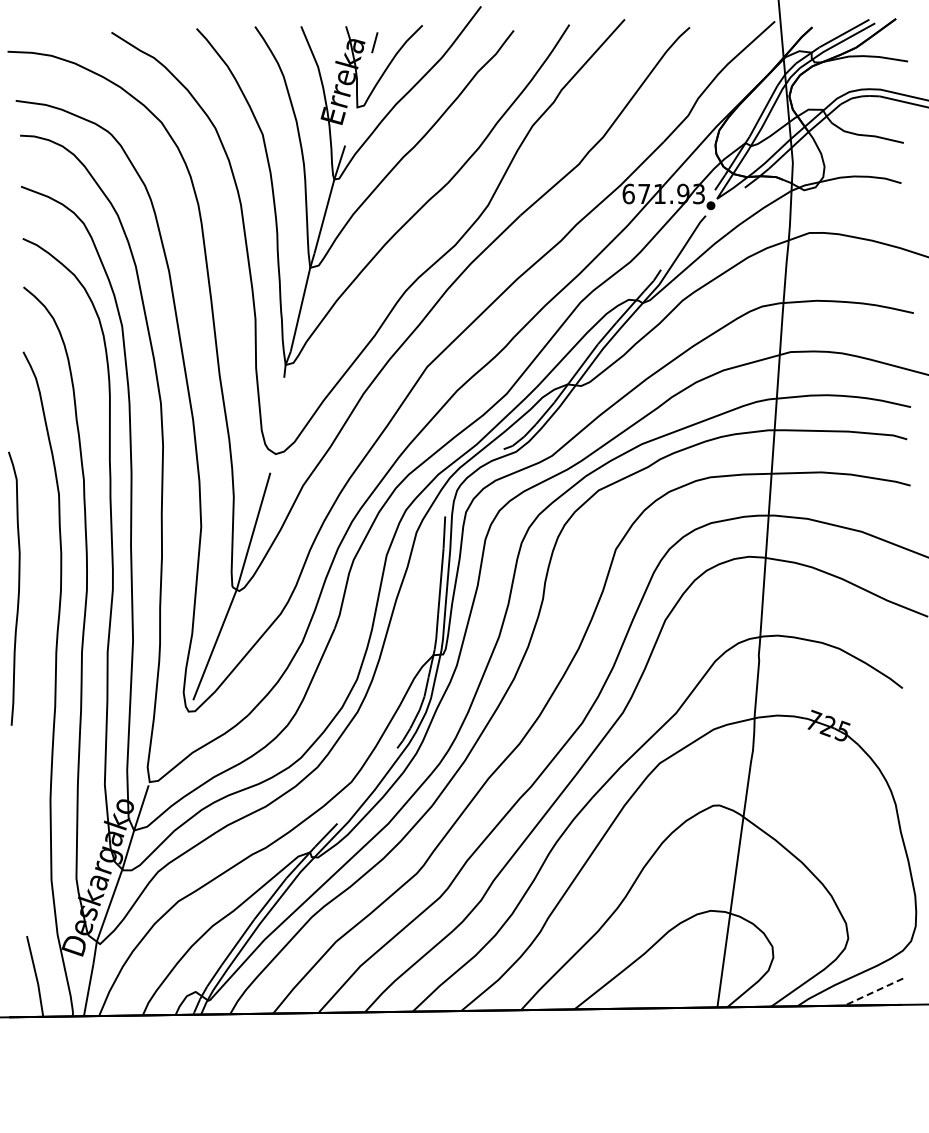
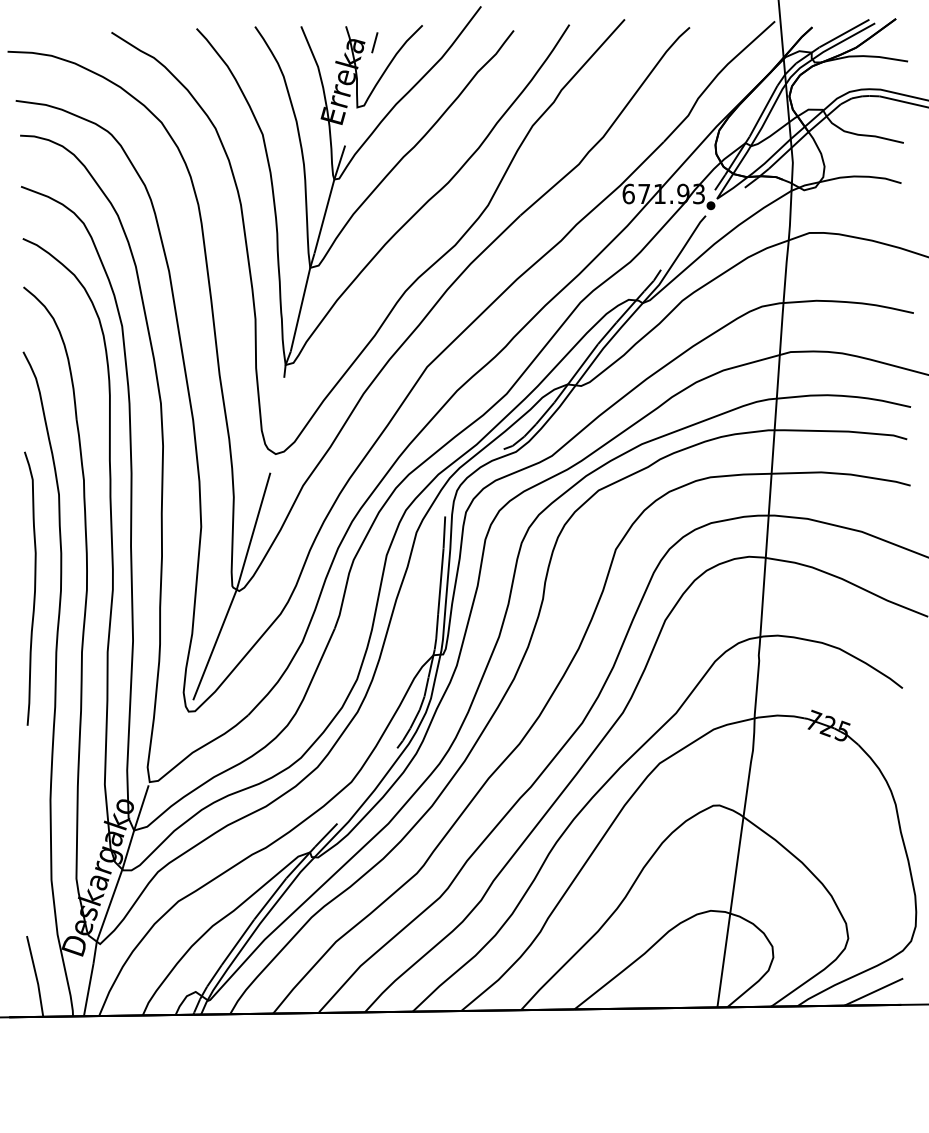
curve position: (18, 588) -> (34, 588) (34, 588)
line: dashed -> solid (873, 992)
